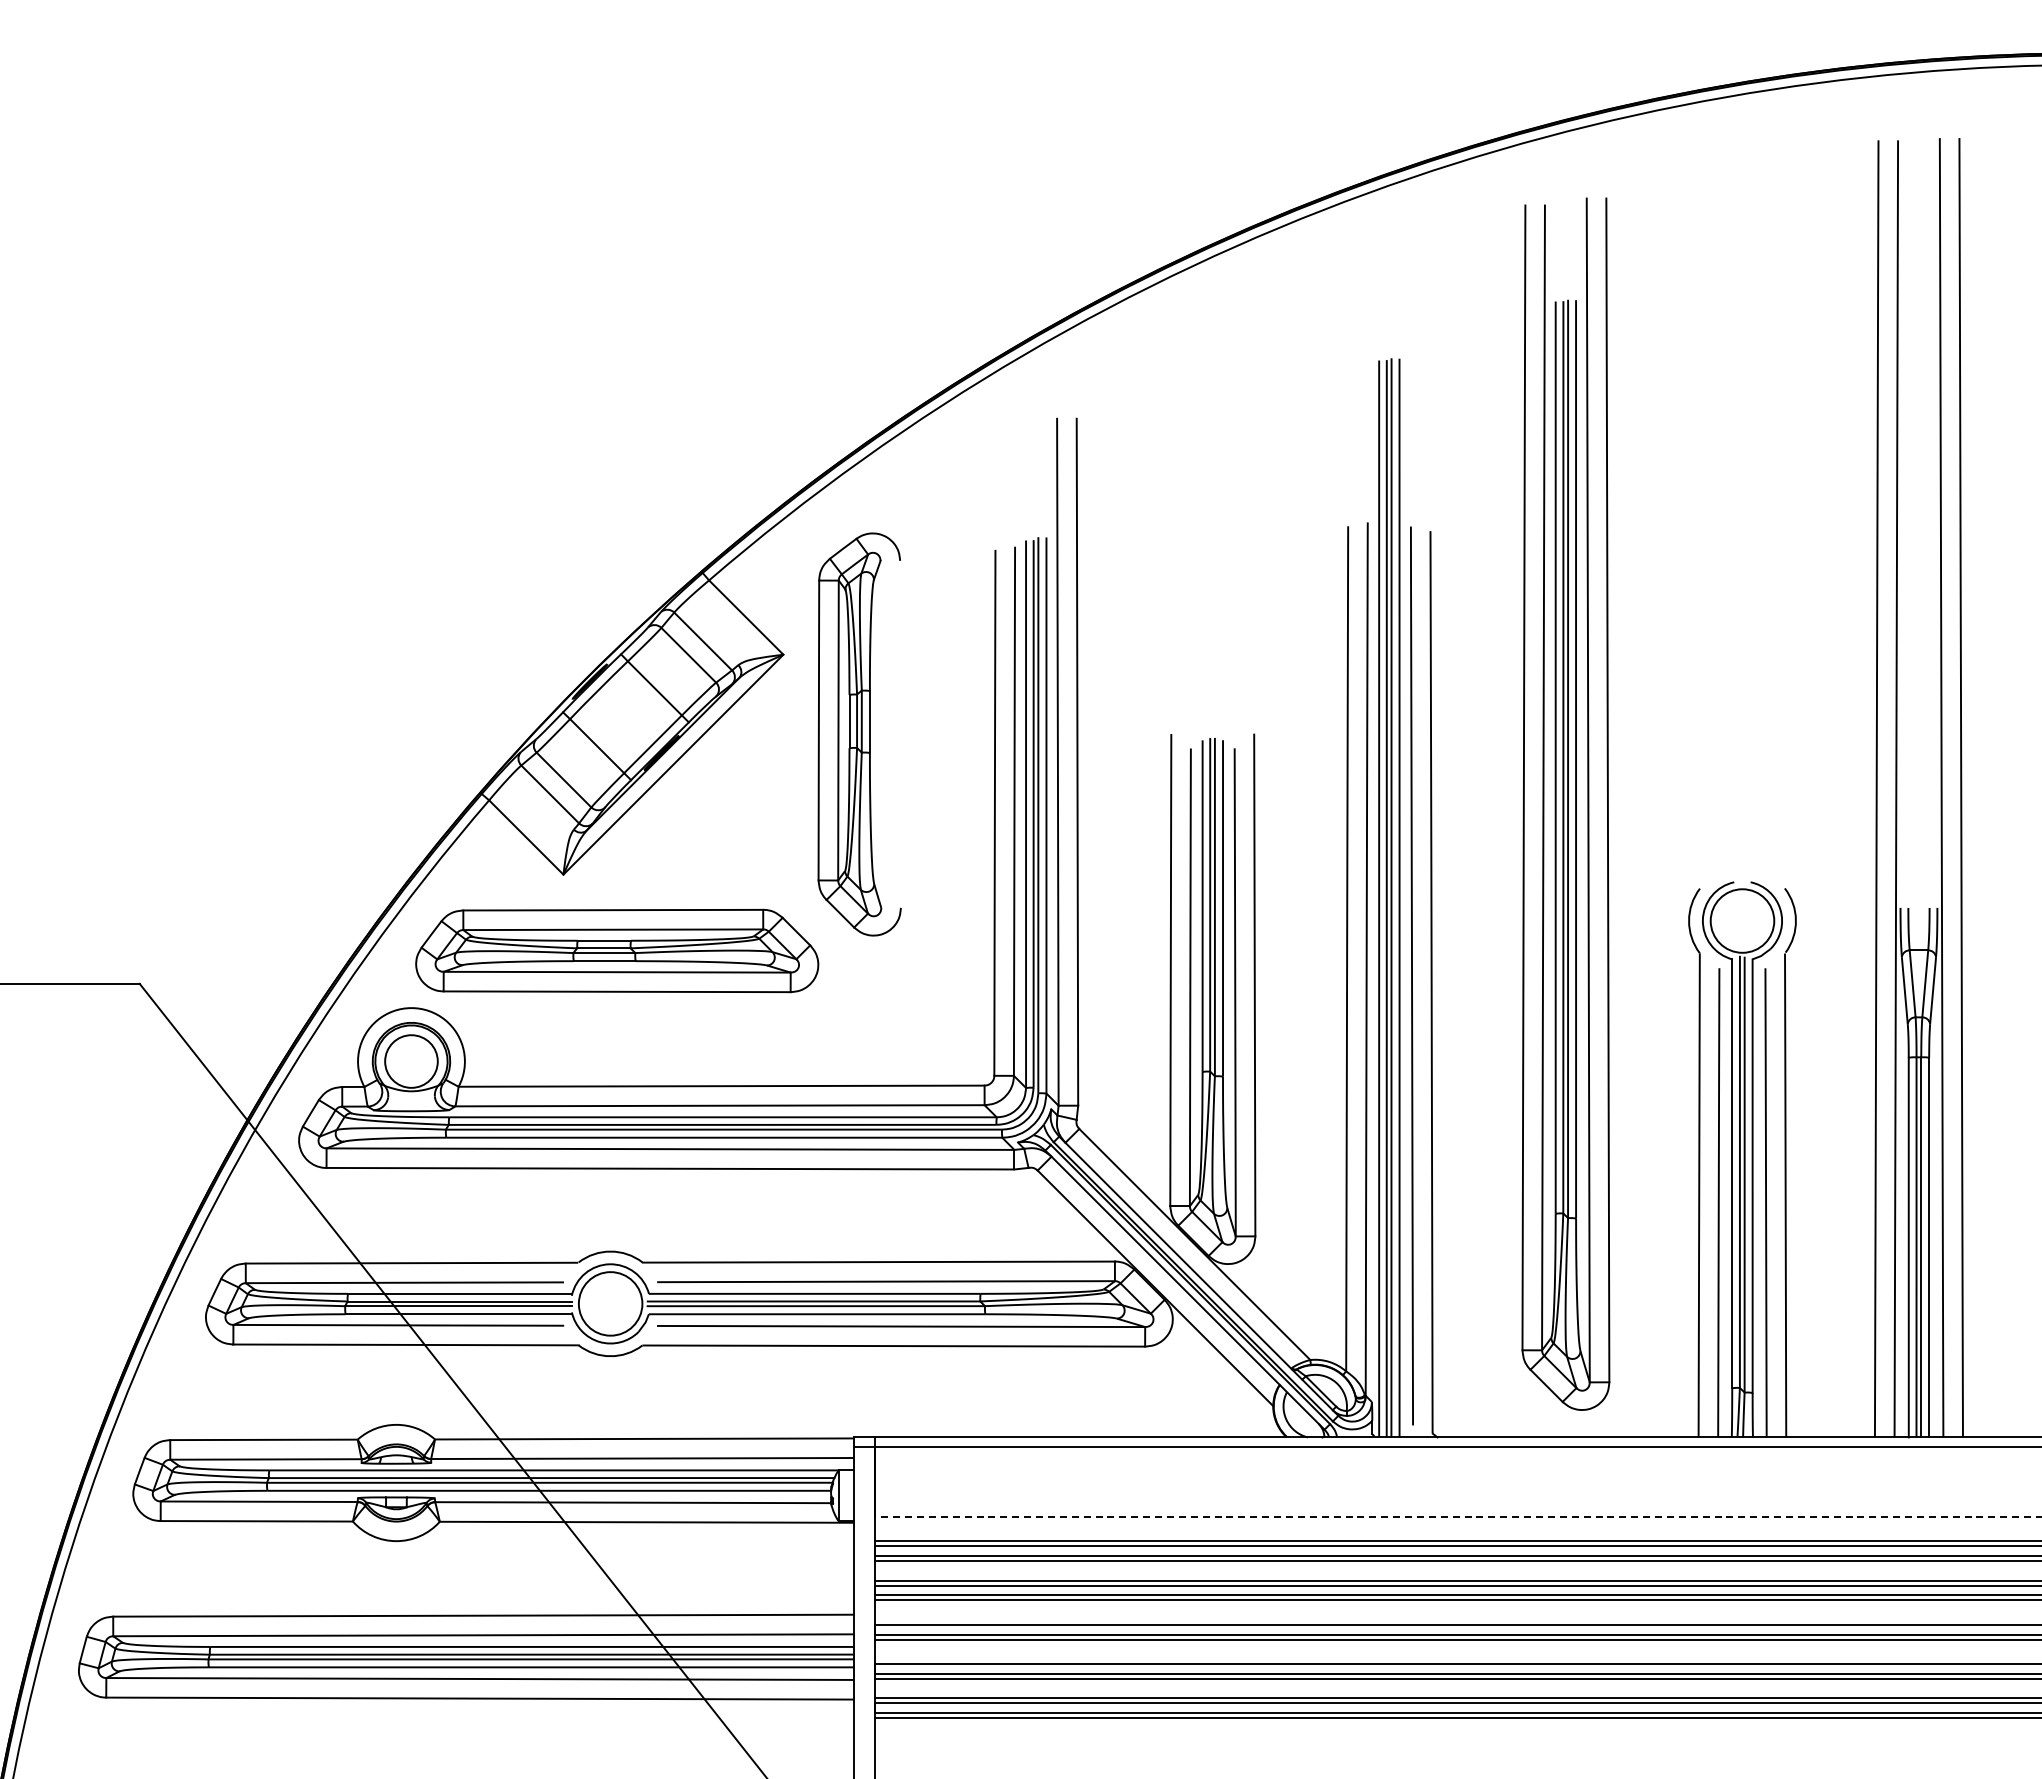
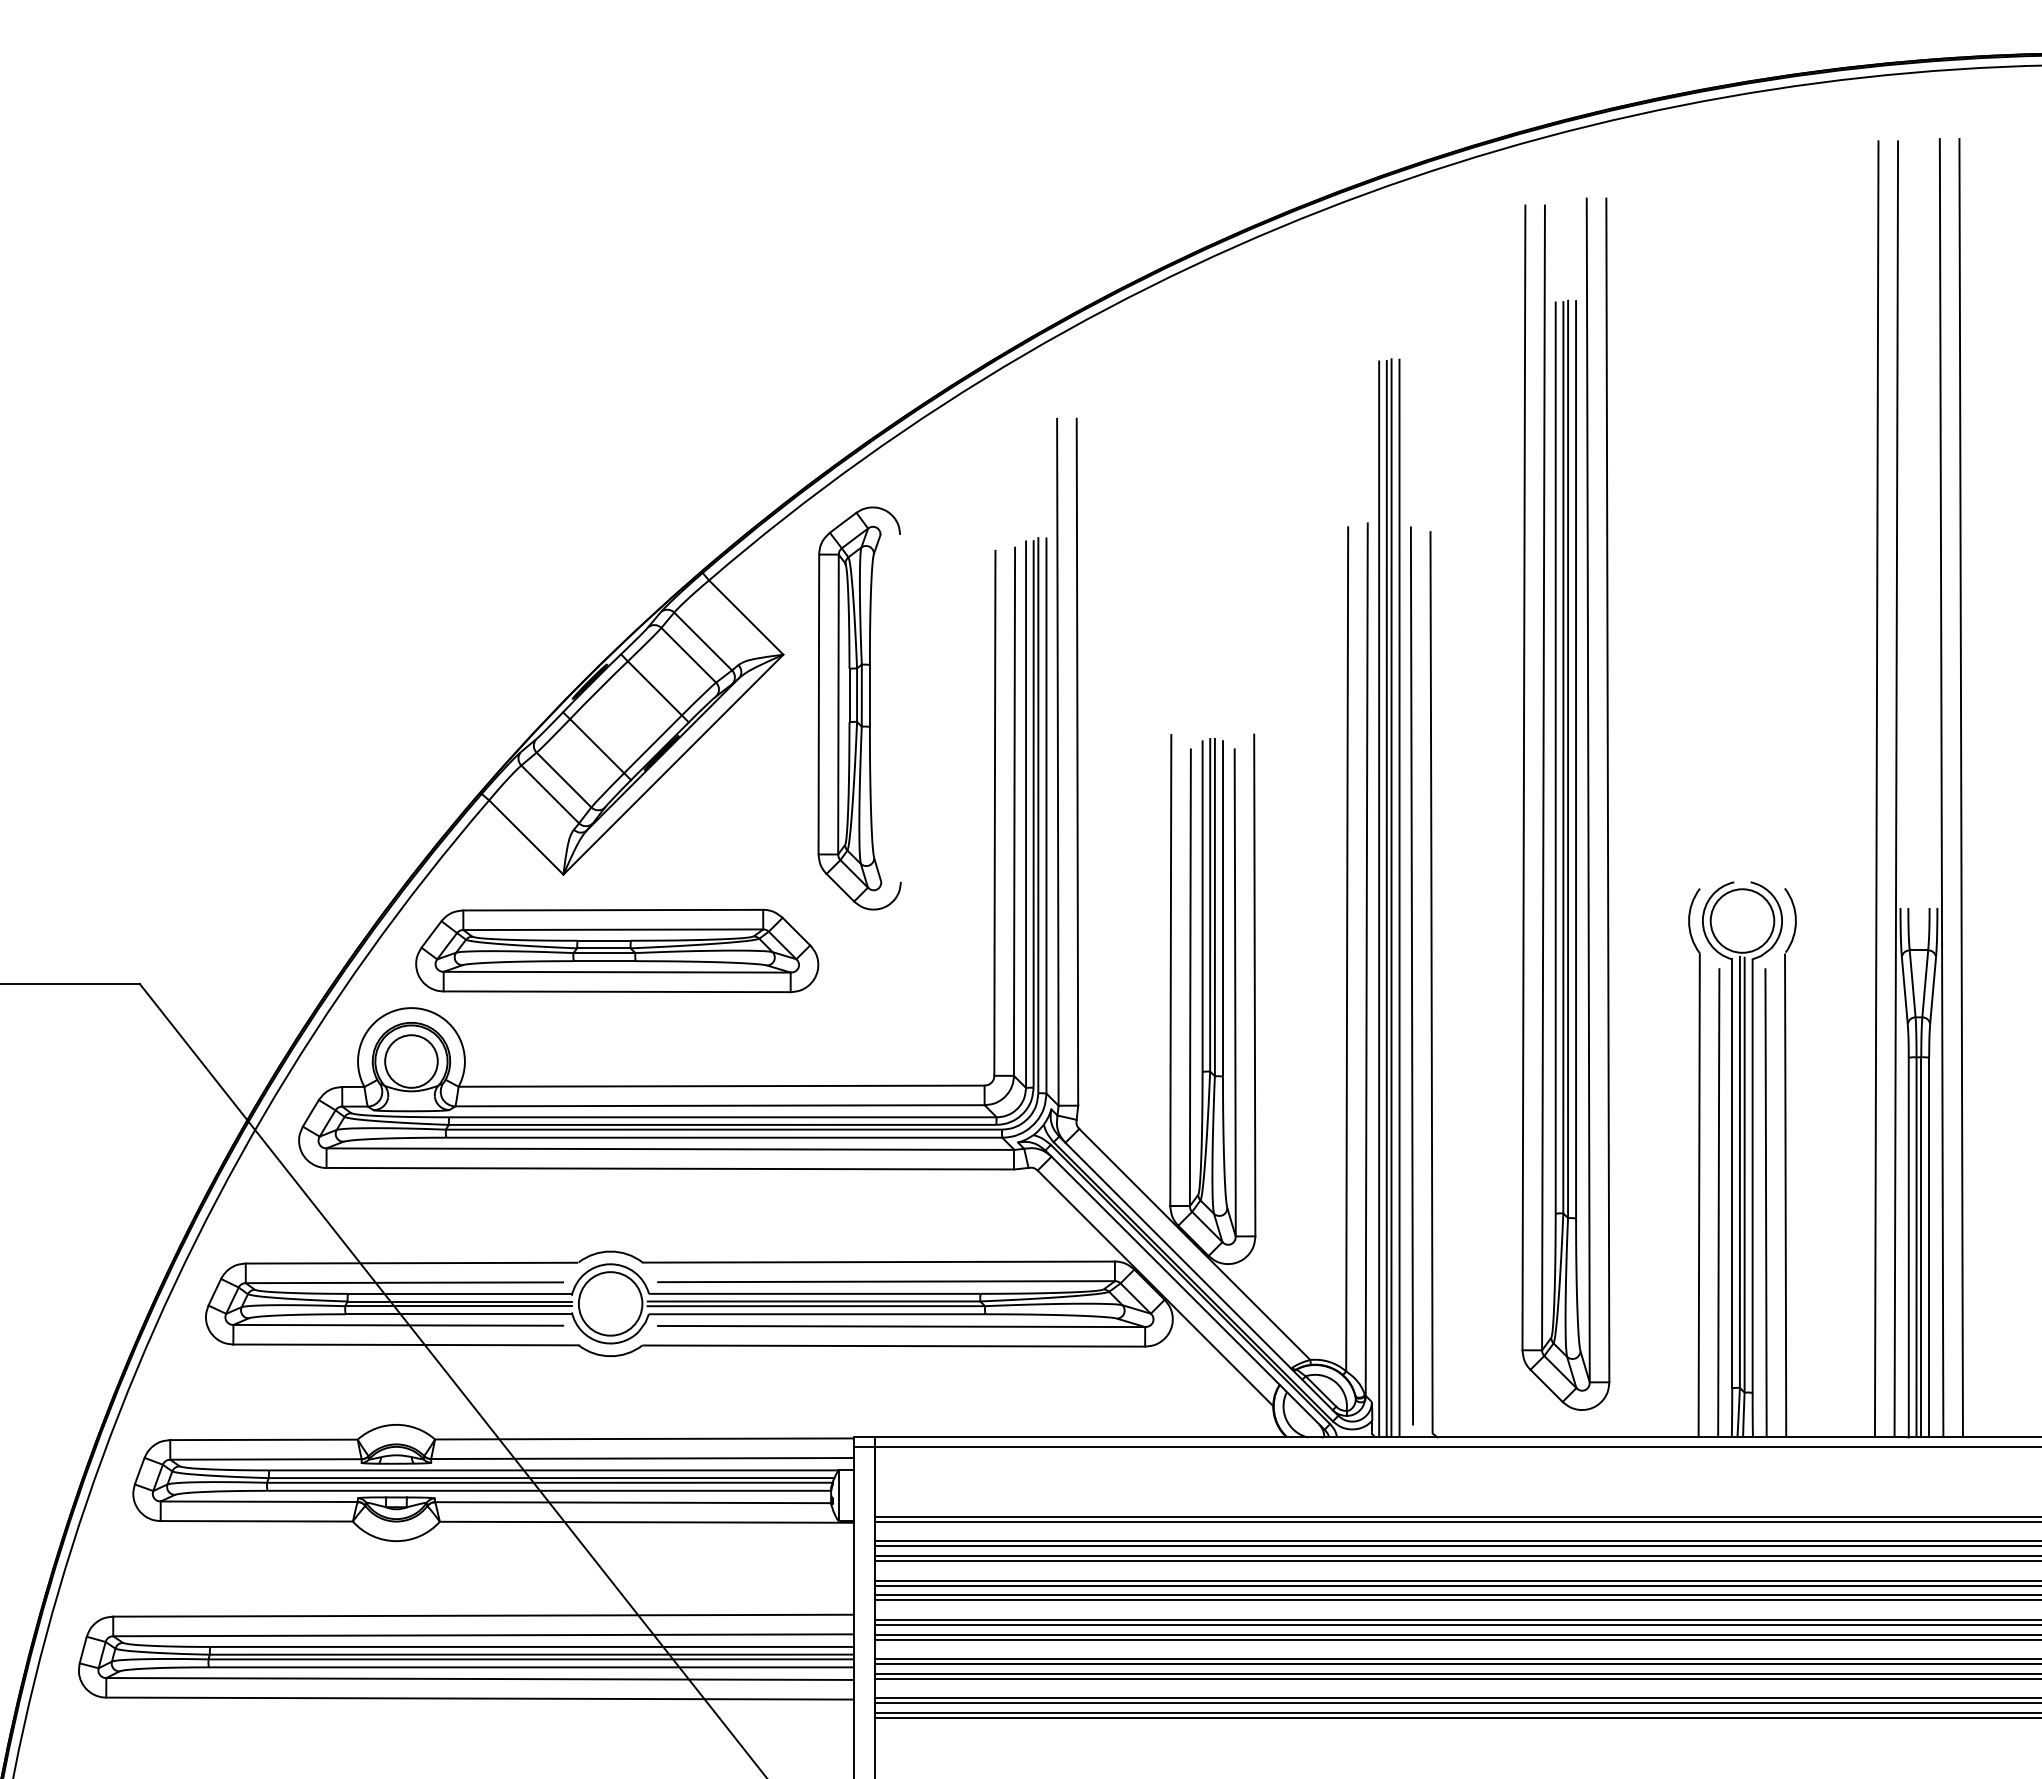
part position: (859, 734) -> (859, 708) (859, 708)
line: dashed -> solid (1458, 1516)
line: none -> present (1456, 1521)
line: none -> present (1456, 1619)
line: none -> present (1456, 1659)
